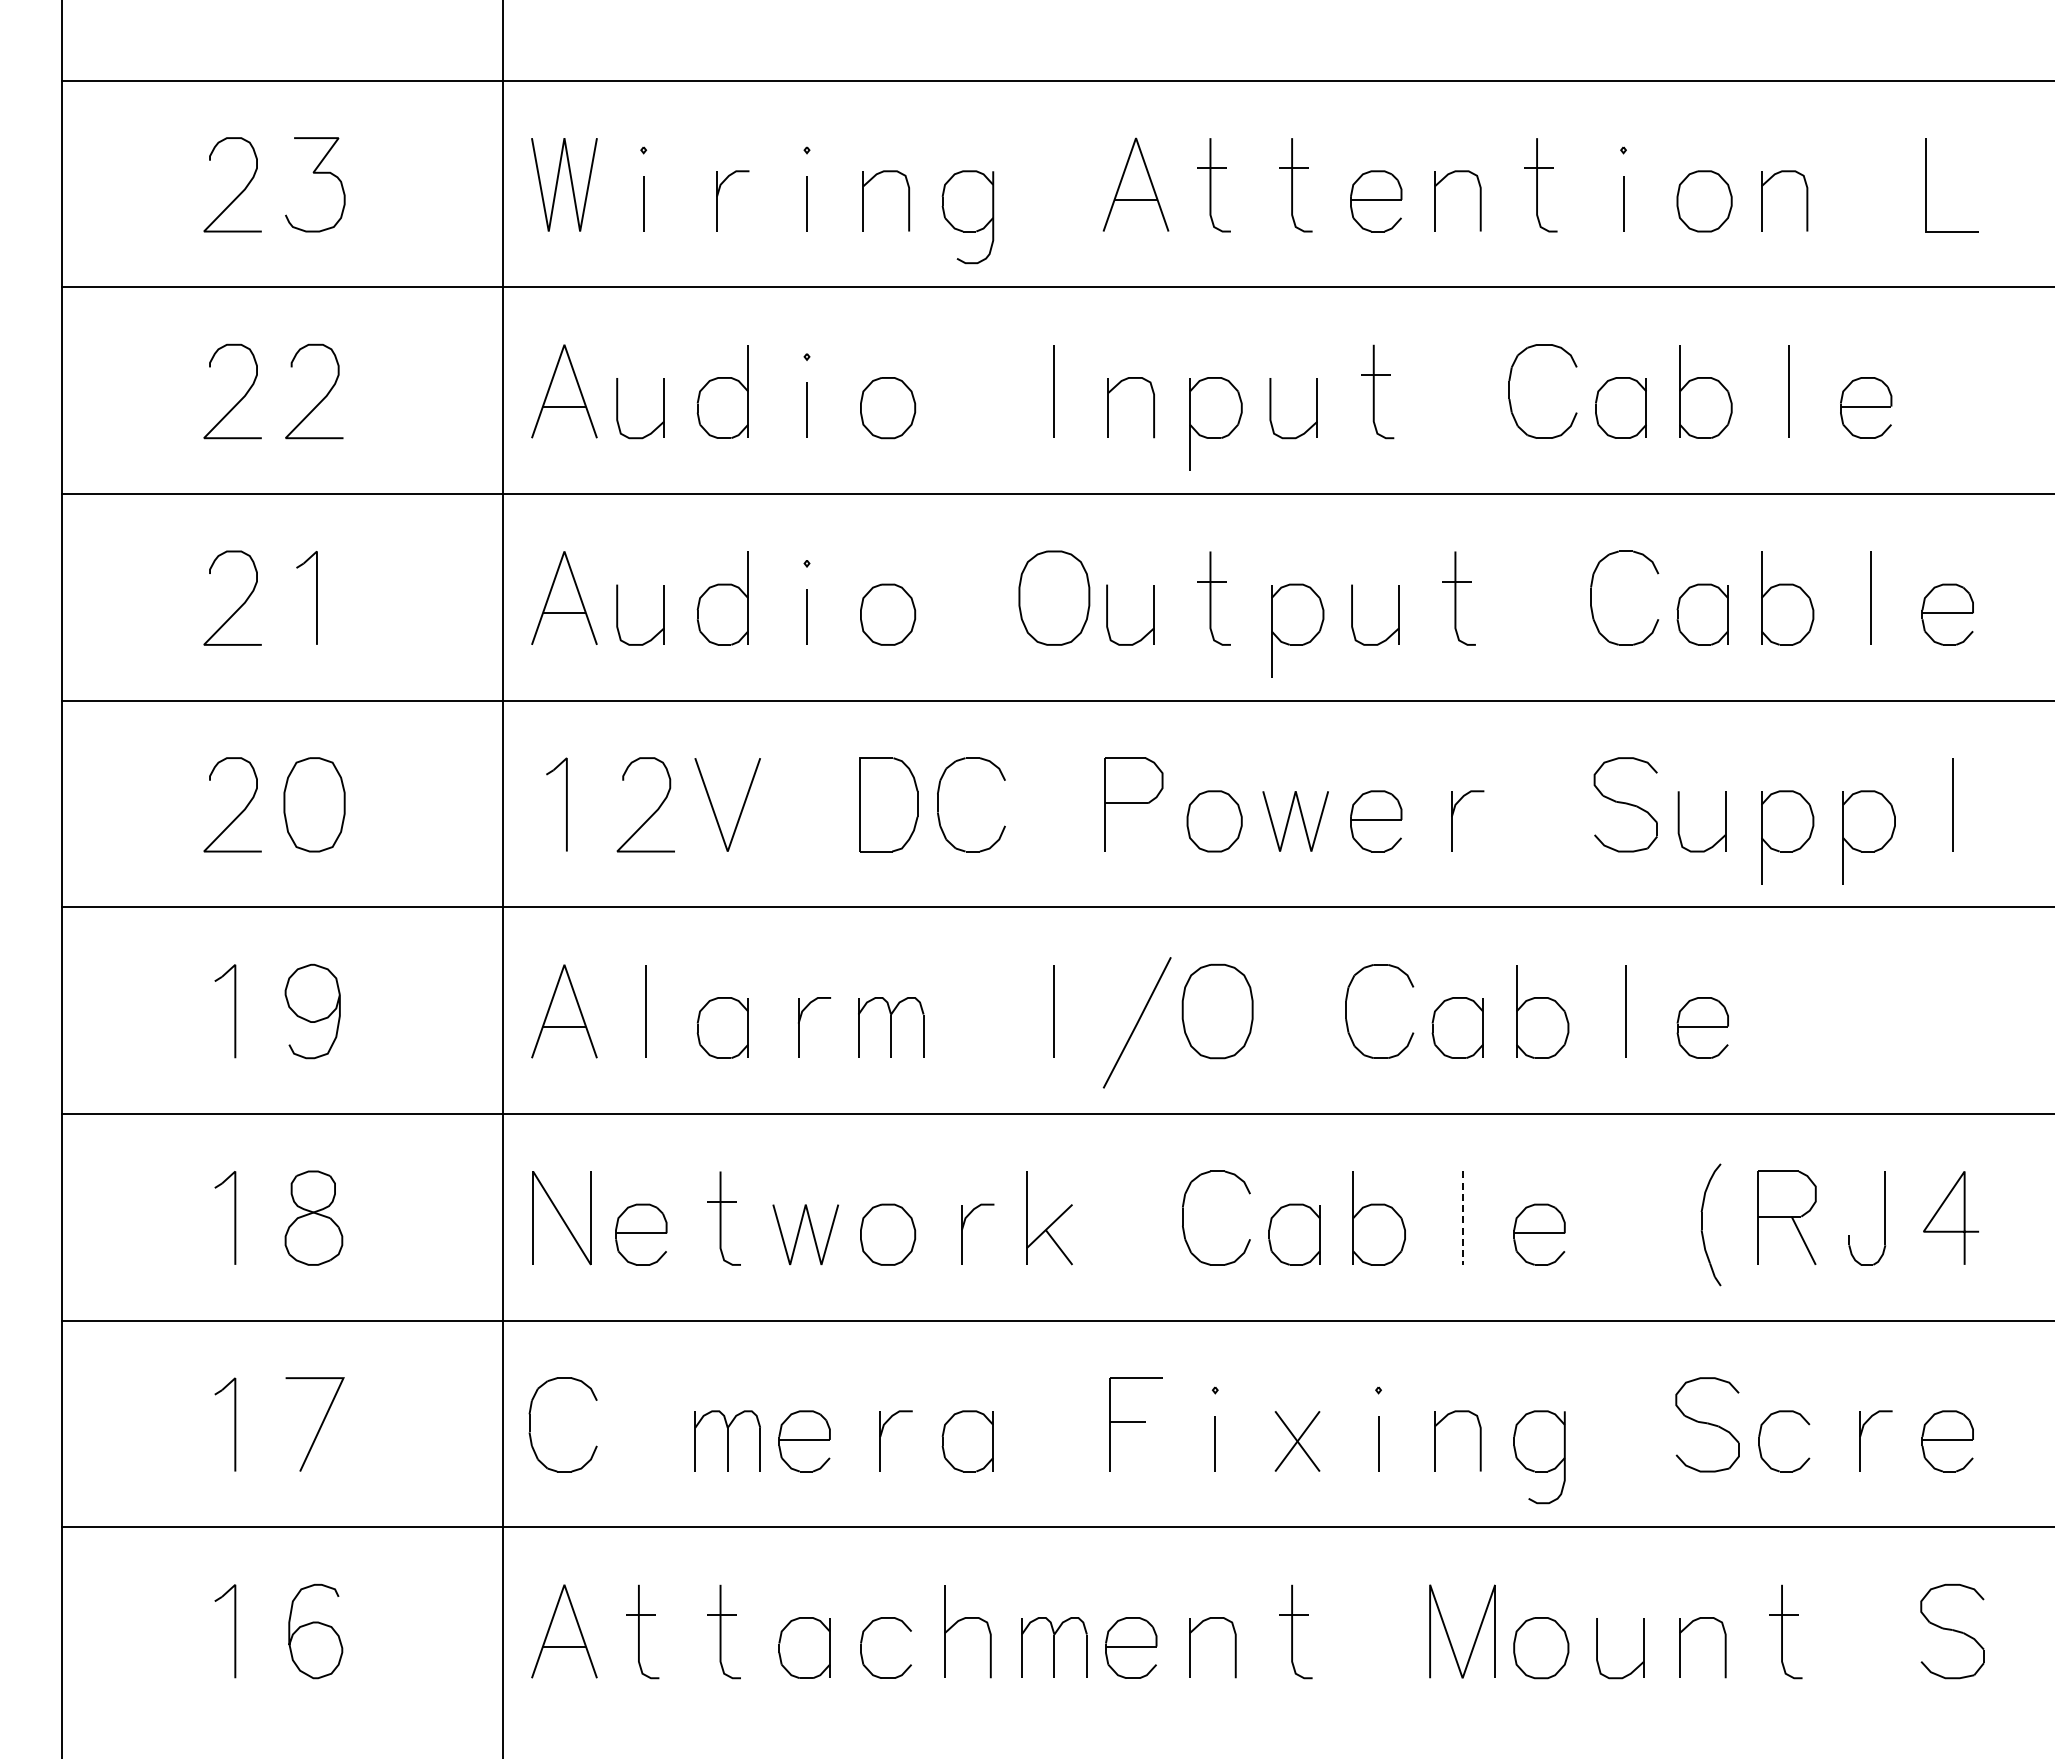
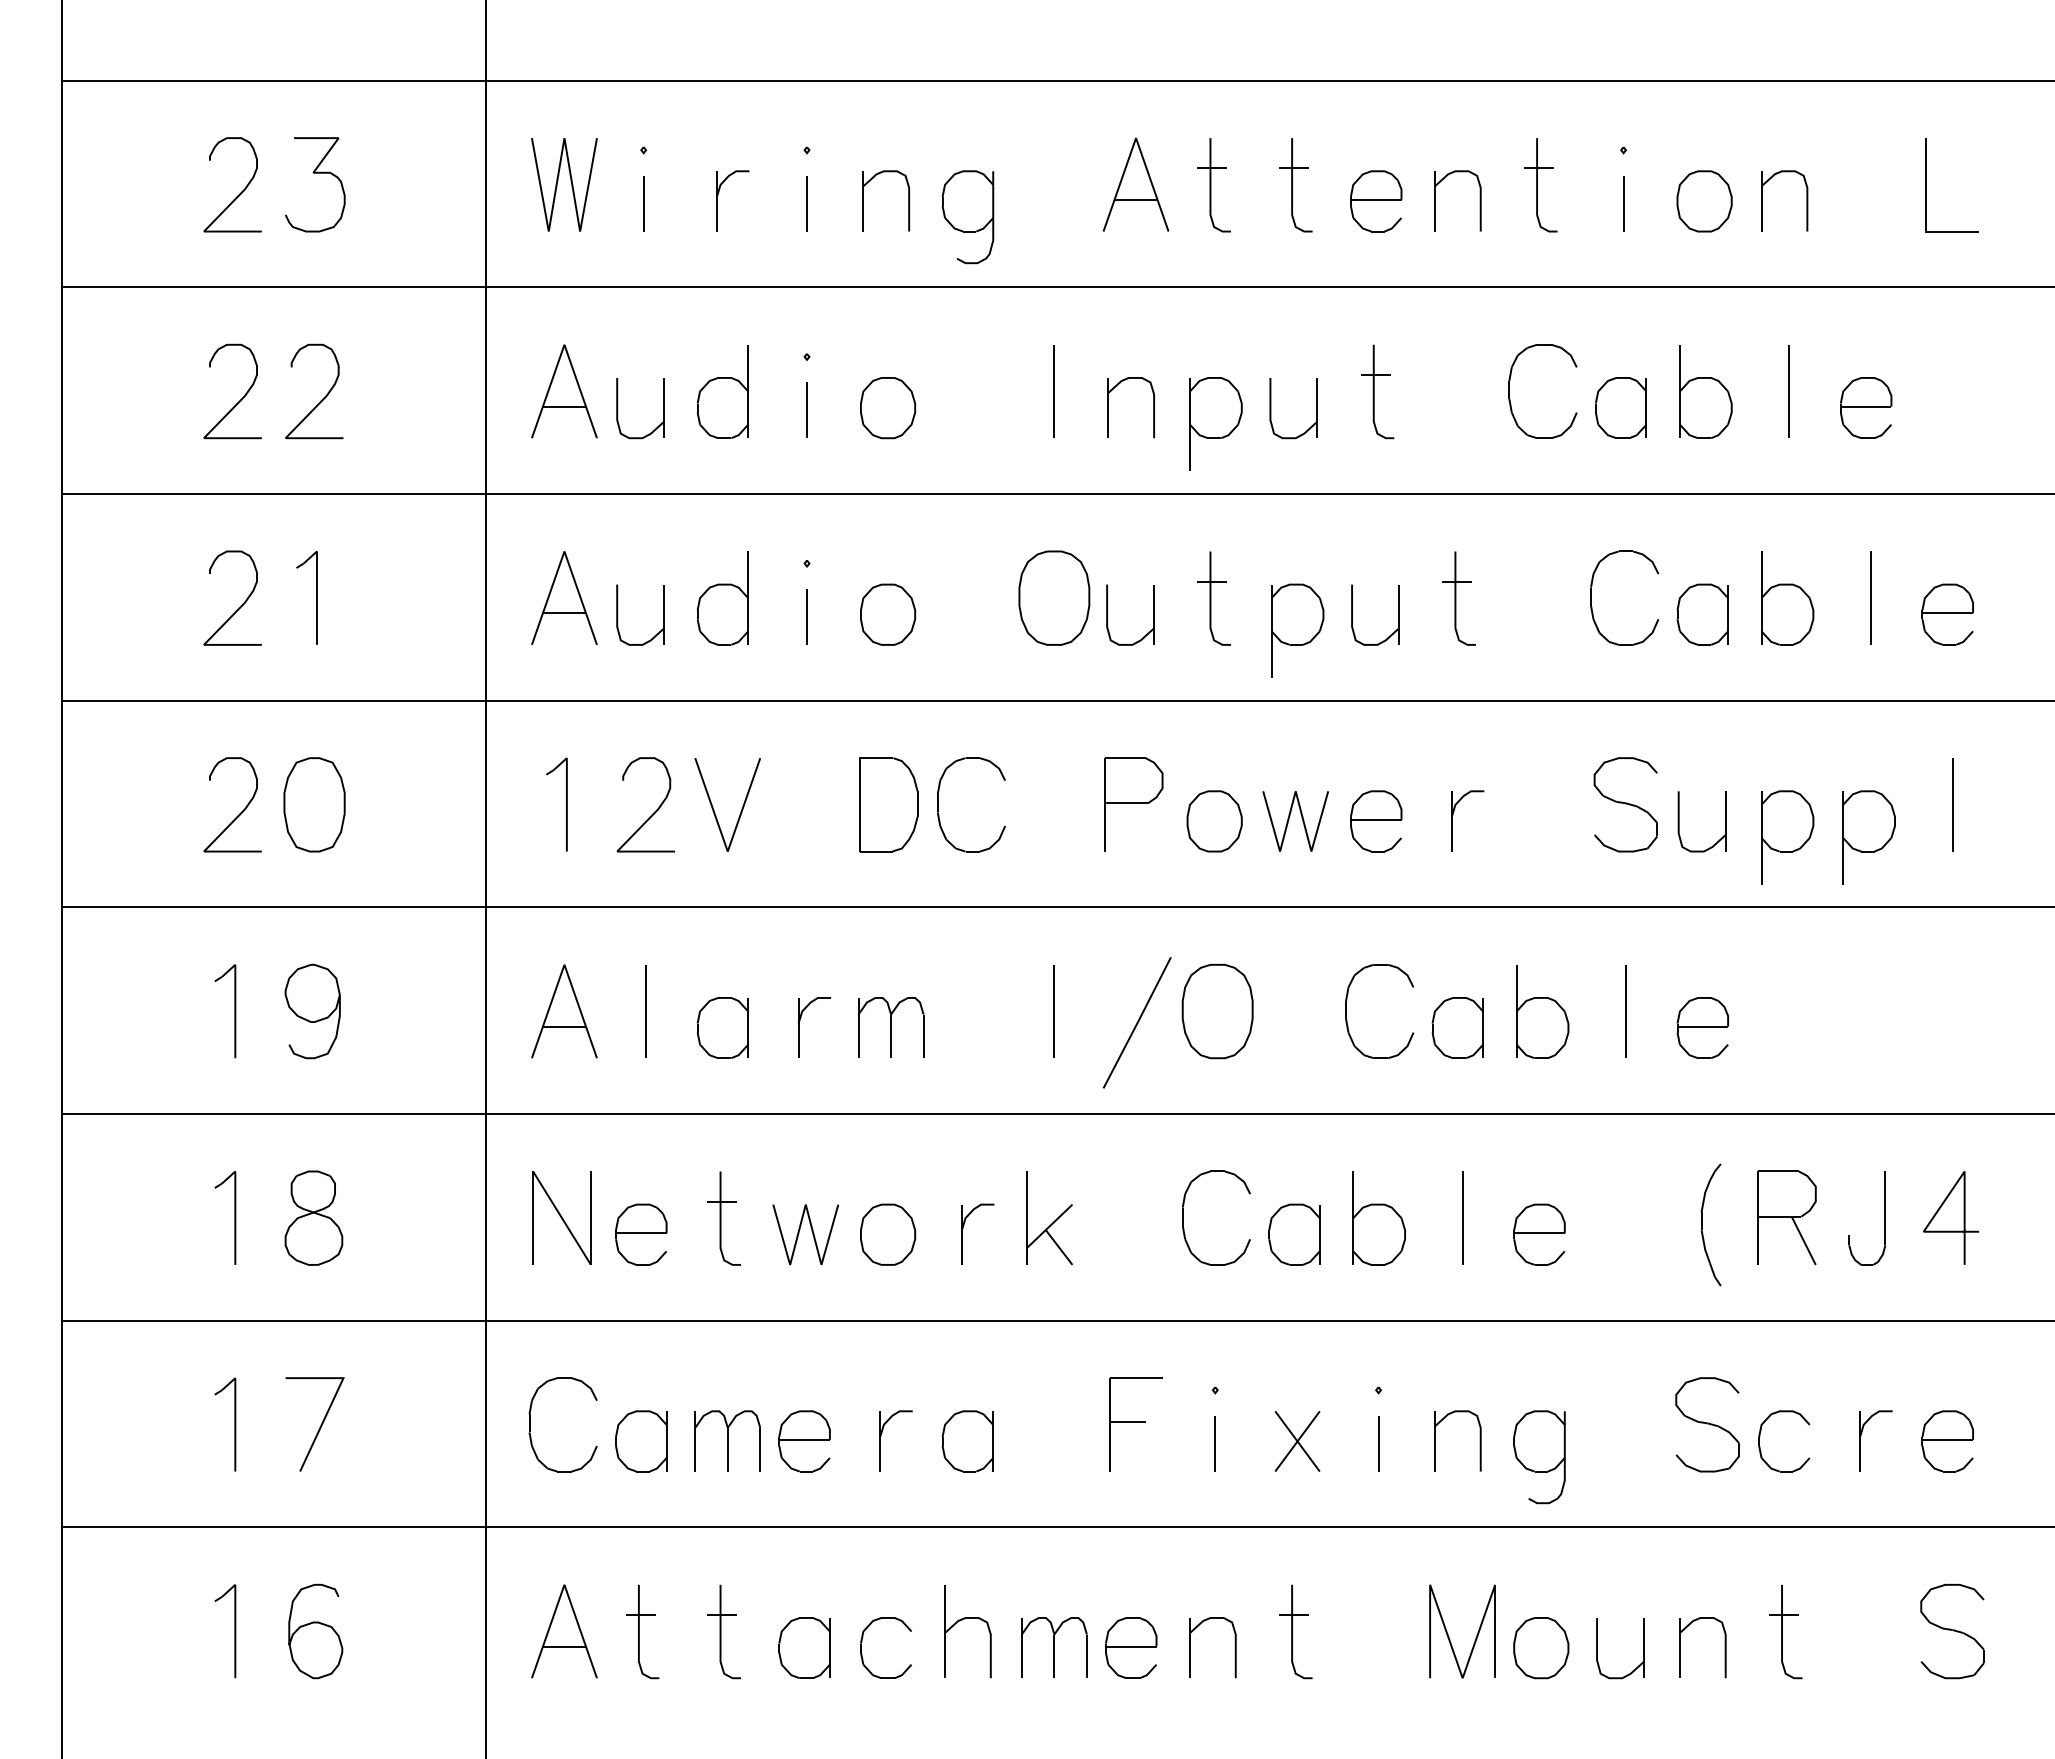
line position: (502, 878) -> (485, 878) (485, 878)
line: dashed -> solid (1462, 1218)
part: none -> present (641, 1441)
